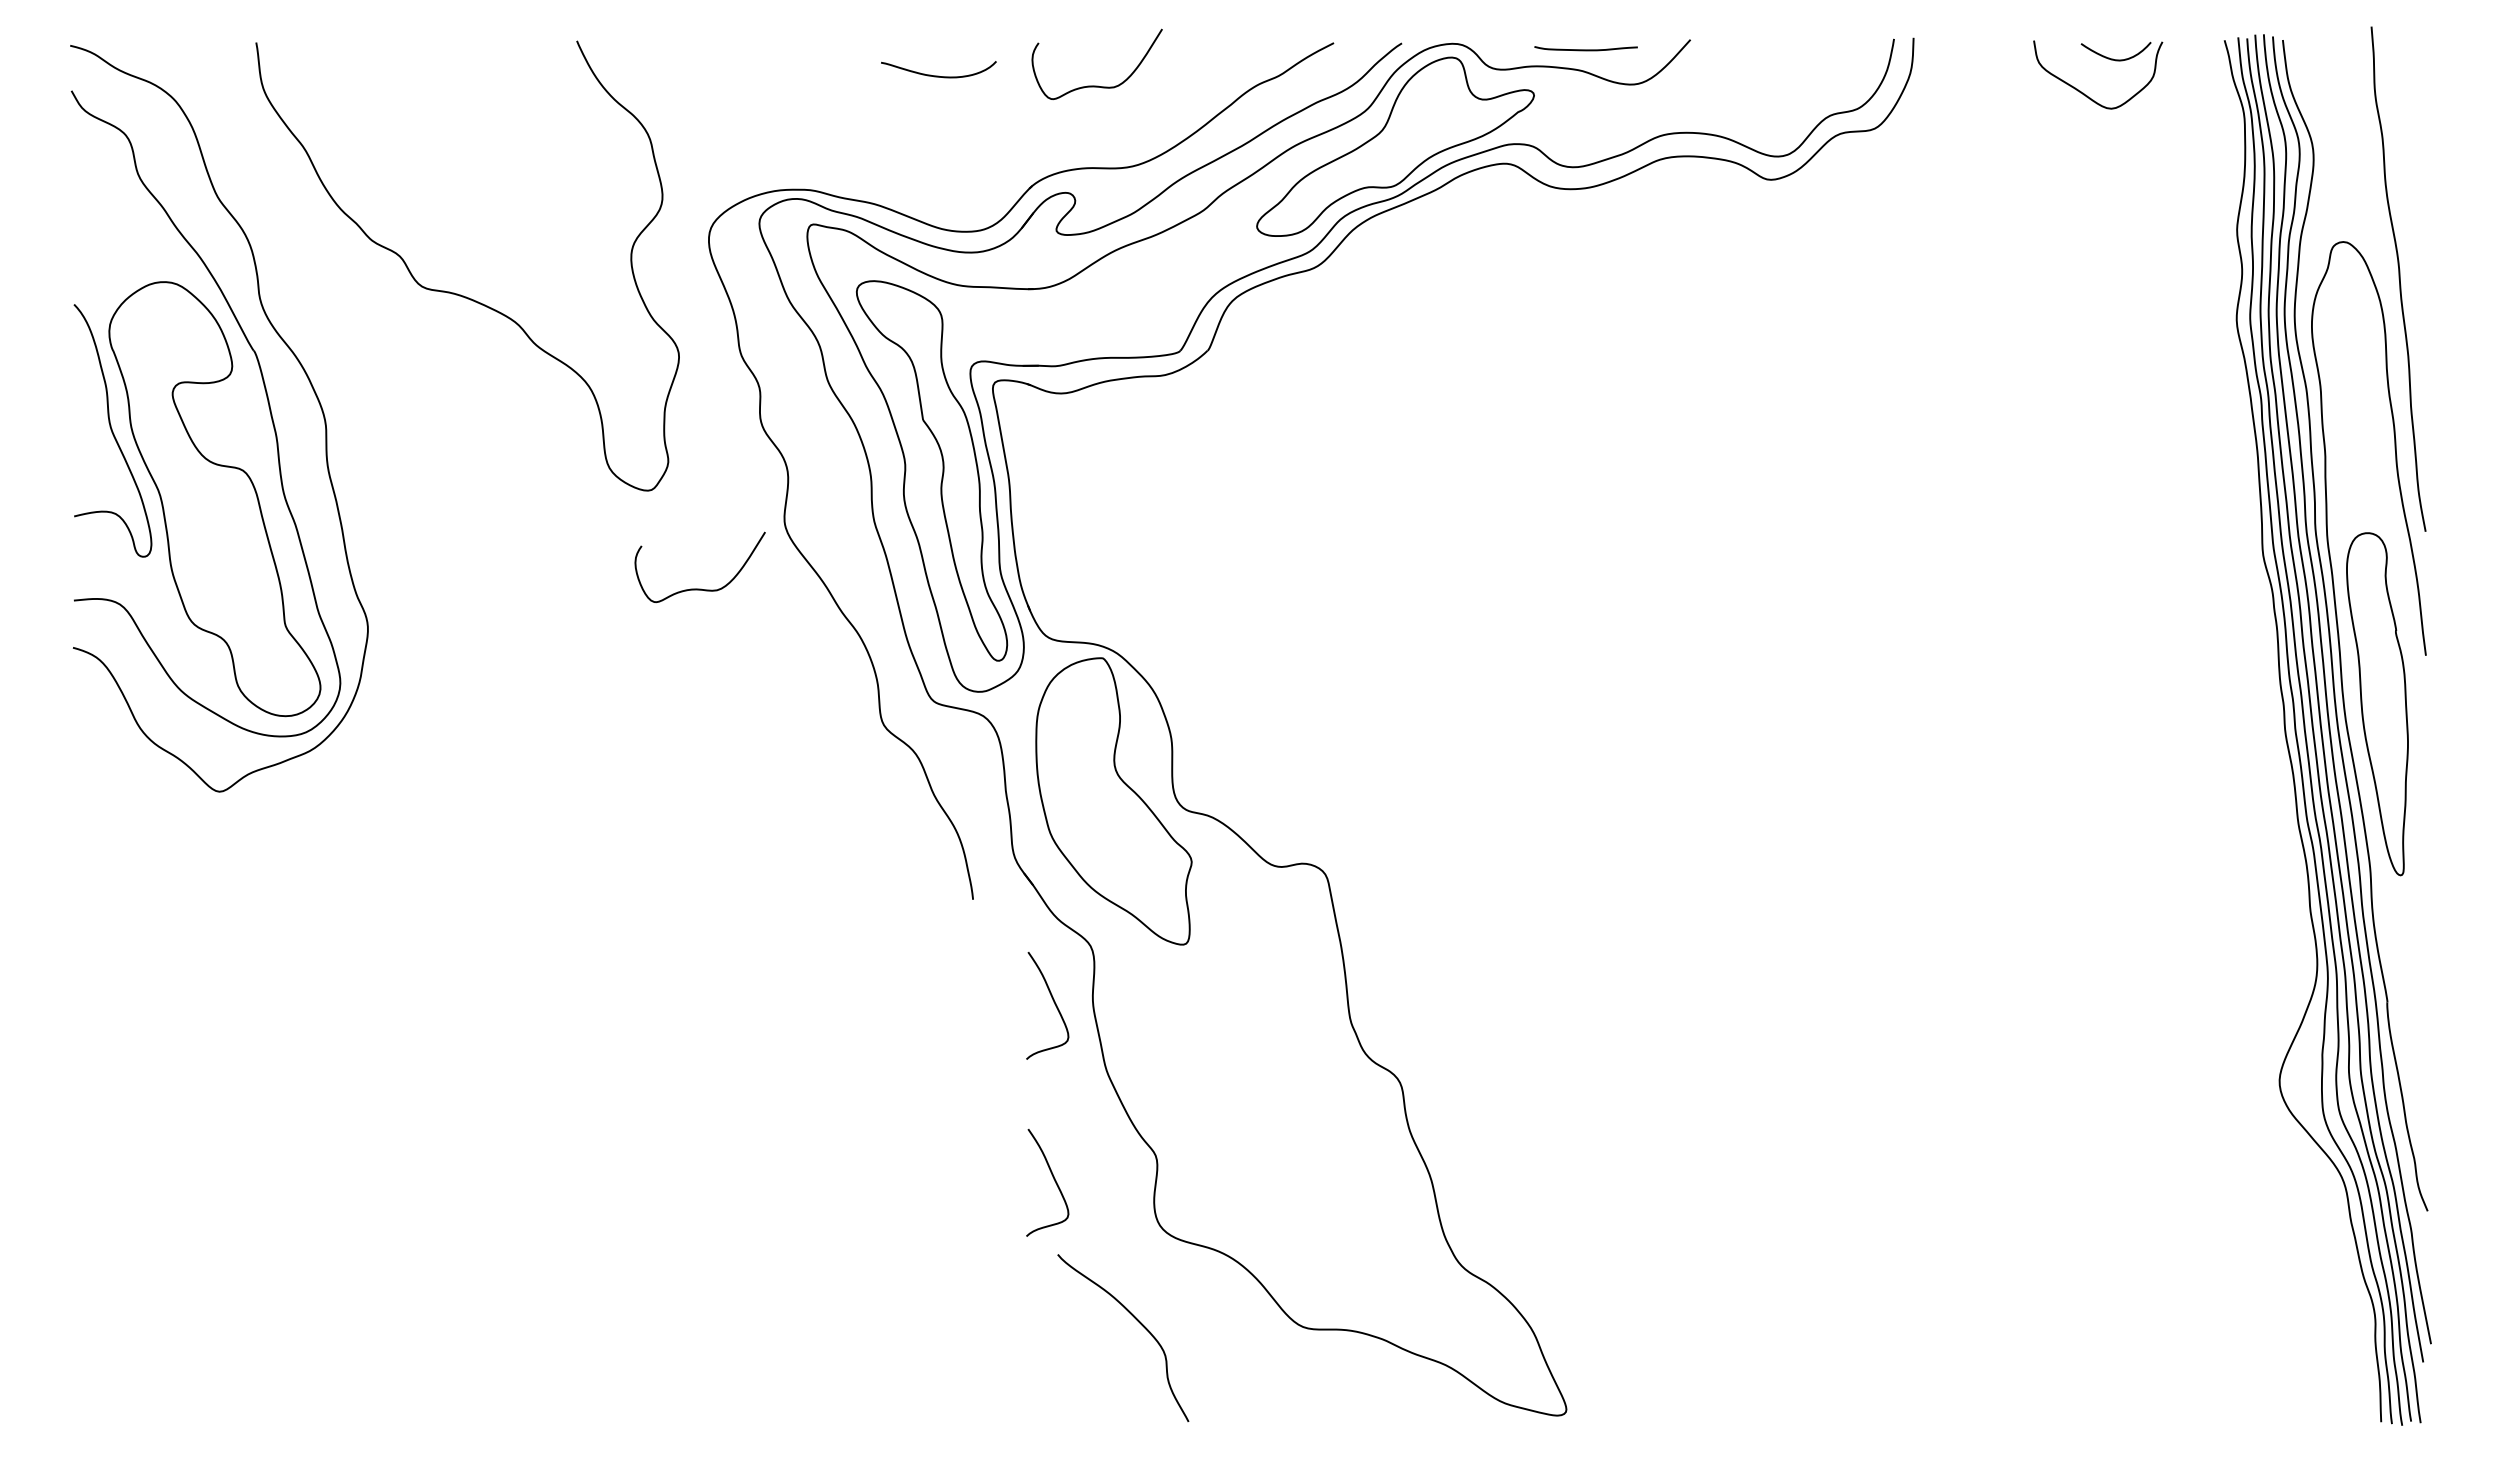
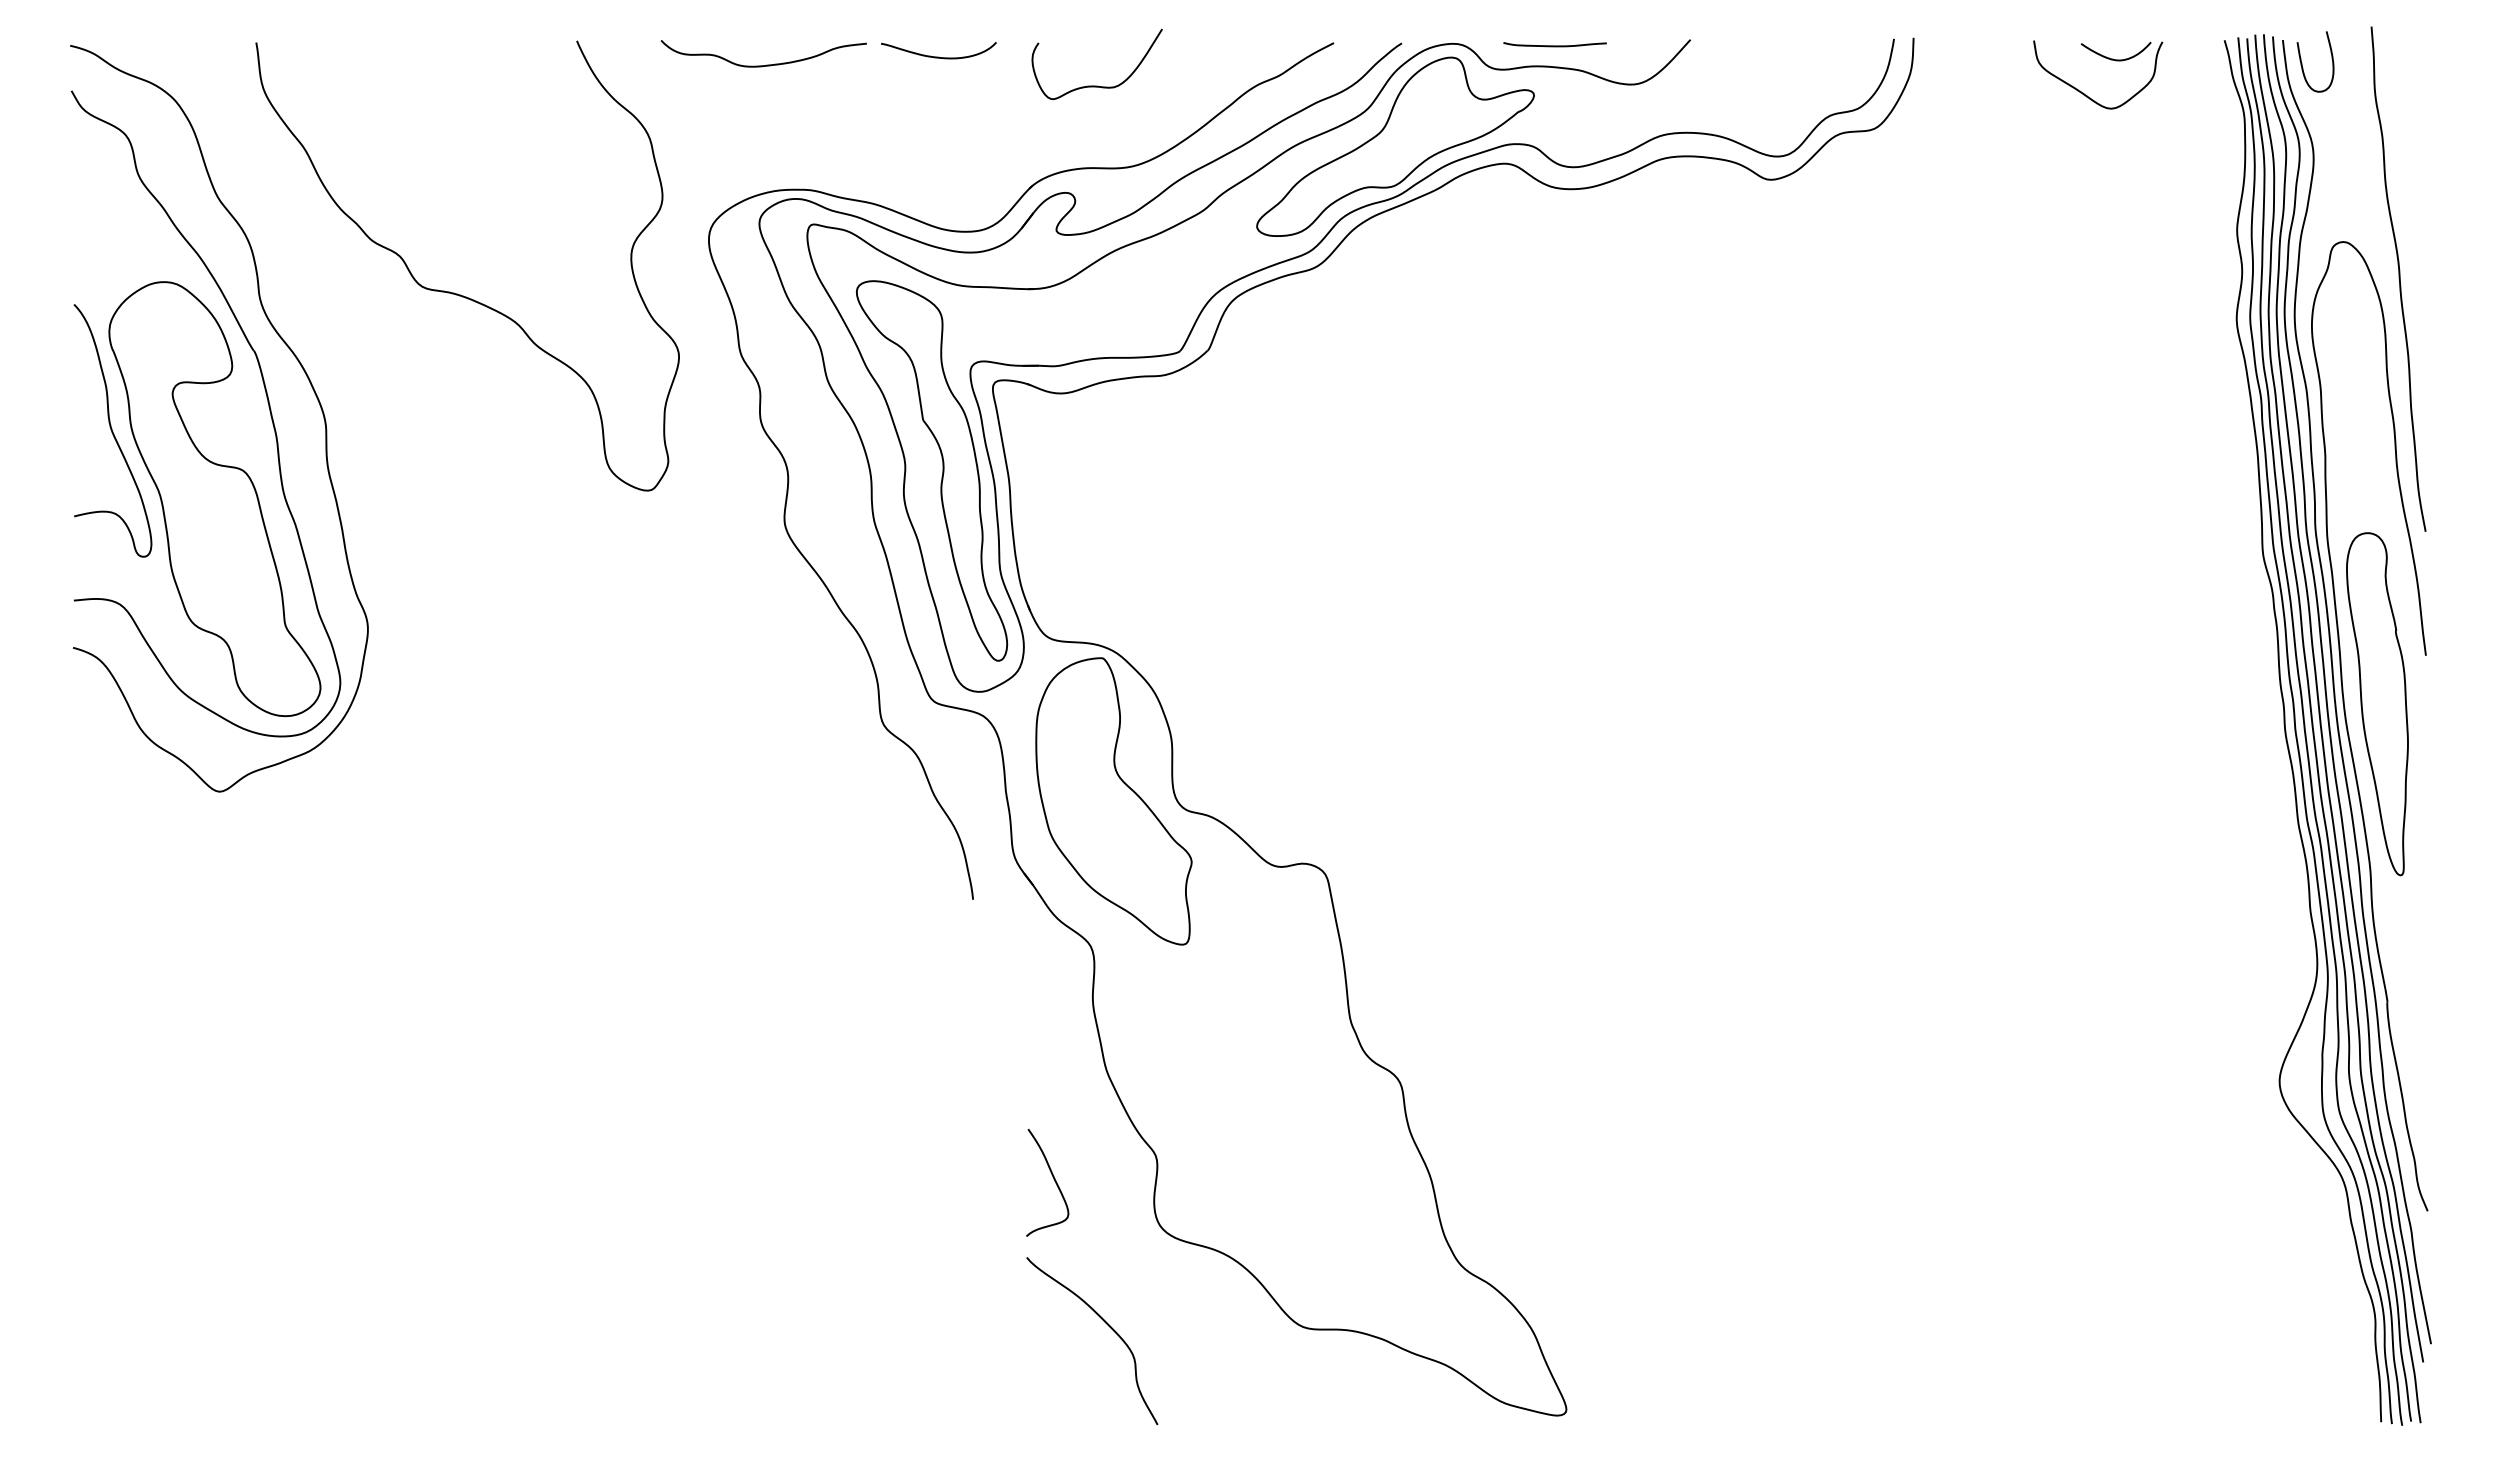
curve position: (1585, 49) -> (1554, 45) (1554, 45)
curve: none -> present (2302, 63)
curve: none -> present (766, 64)
curve position: (938, 75) -> (938, 56) (938, 56)
curve: present -> none (699, 588)
curve: present -> none (1053, 1002)
curve position: (1138, 1322) -> (1107, 1325) (1107, 1325)
